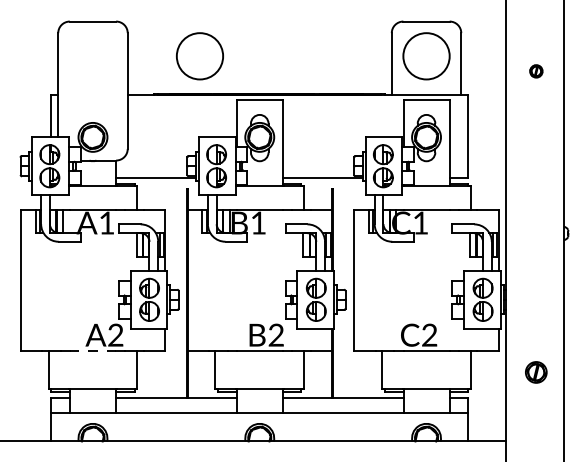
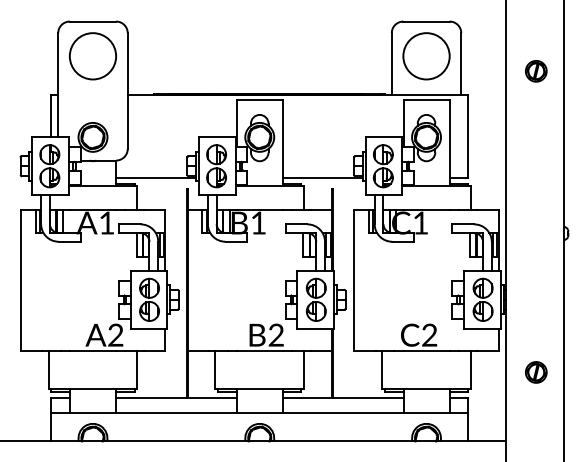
circle position: (199, 56) -> (92, 56) (92, 56)
part size: 15x15 px -> 23x23 px (536, 71)
line: dashed -> solid (93, 351)
